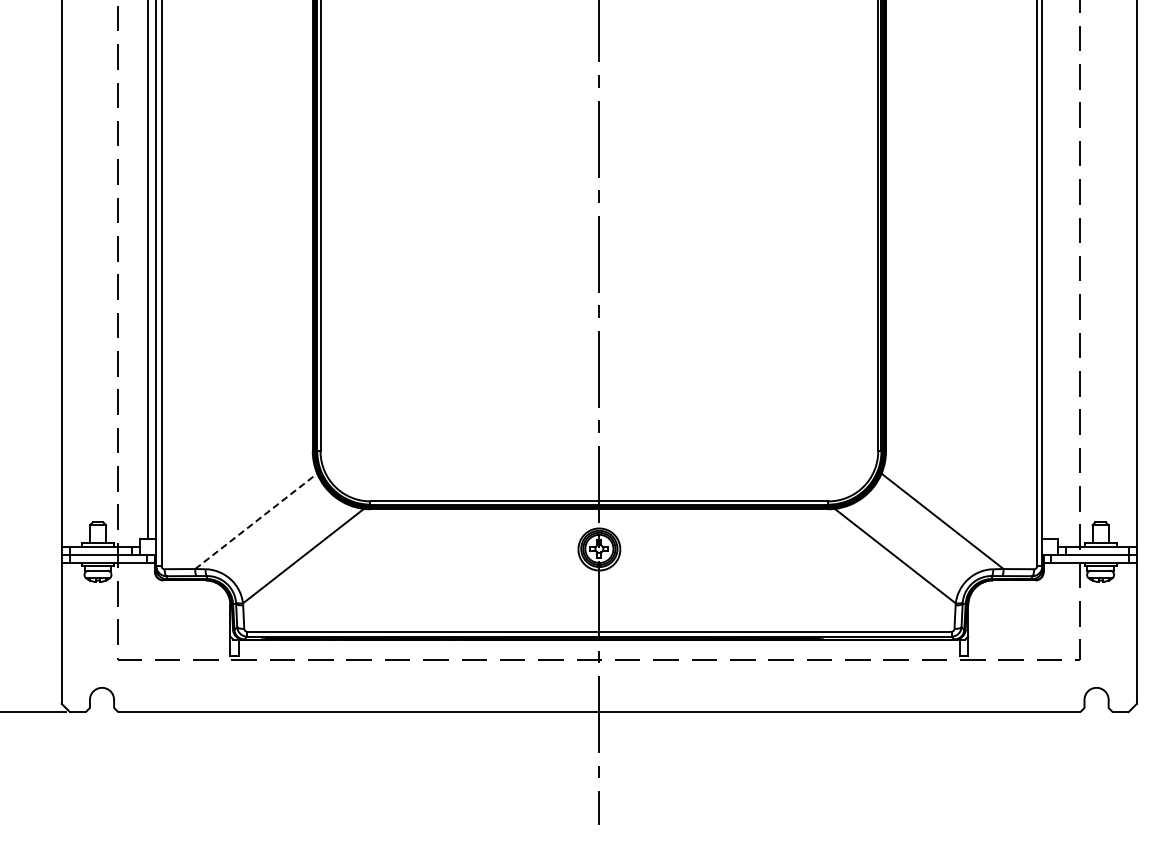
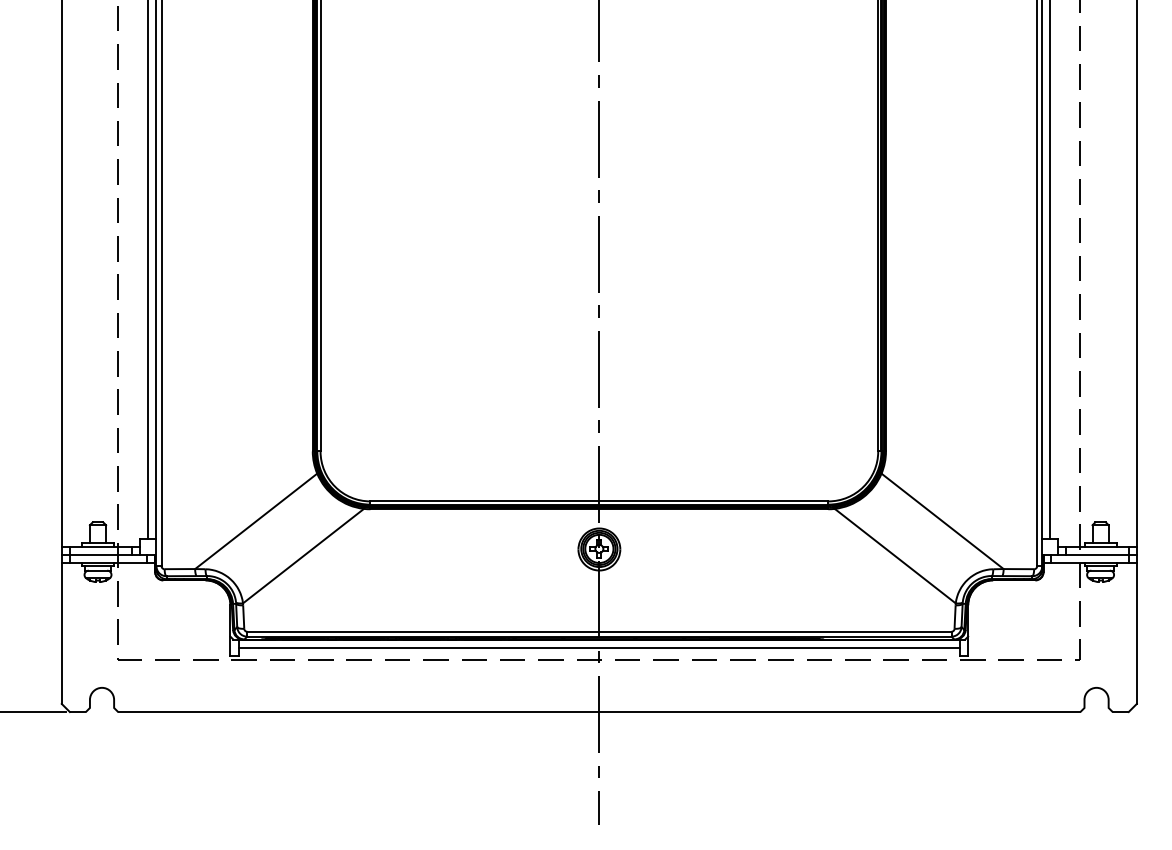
line: none -> present (1050, 270)
line: dashed -> solid (256, 521)
line: none -> present (599, 647)
